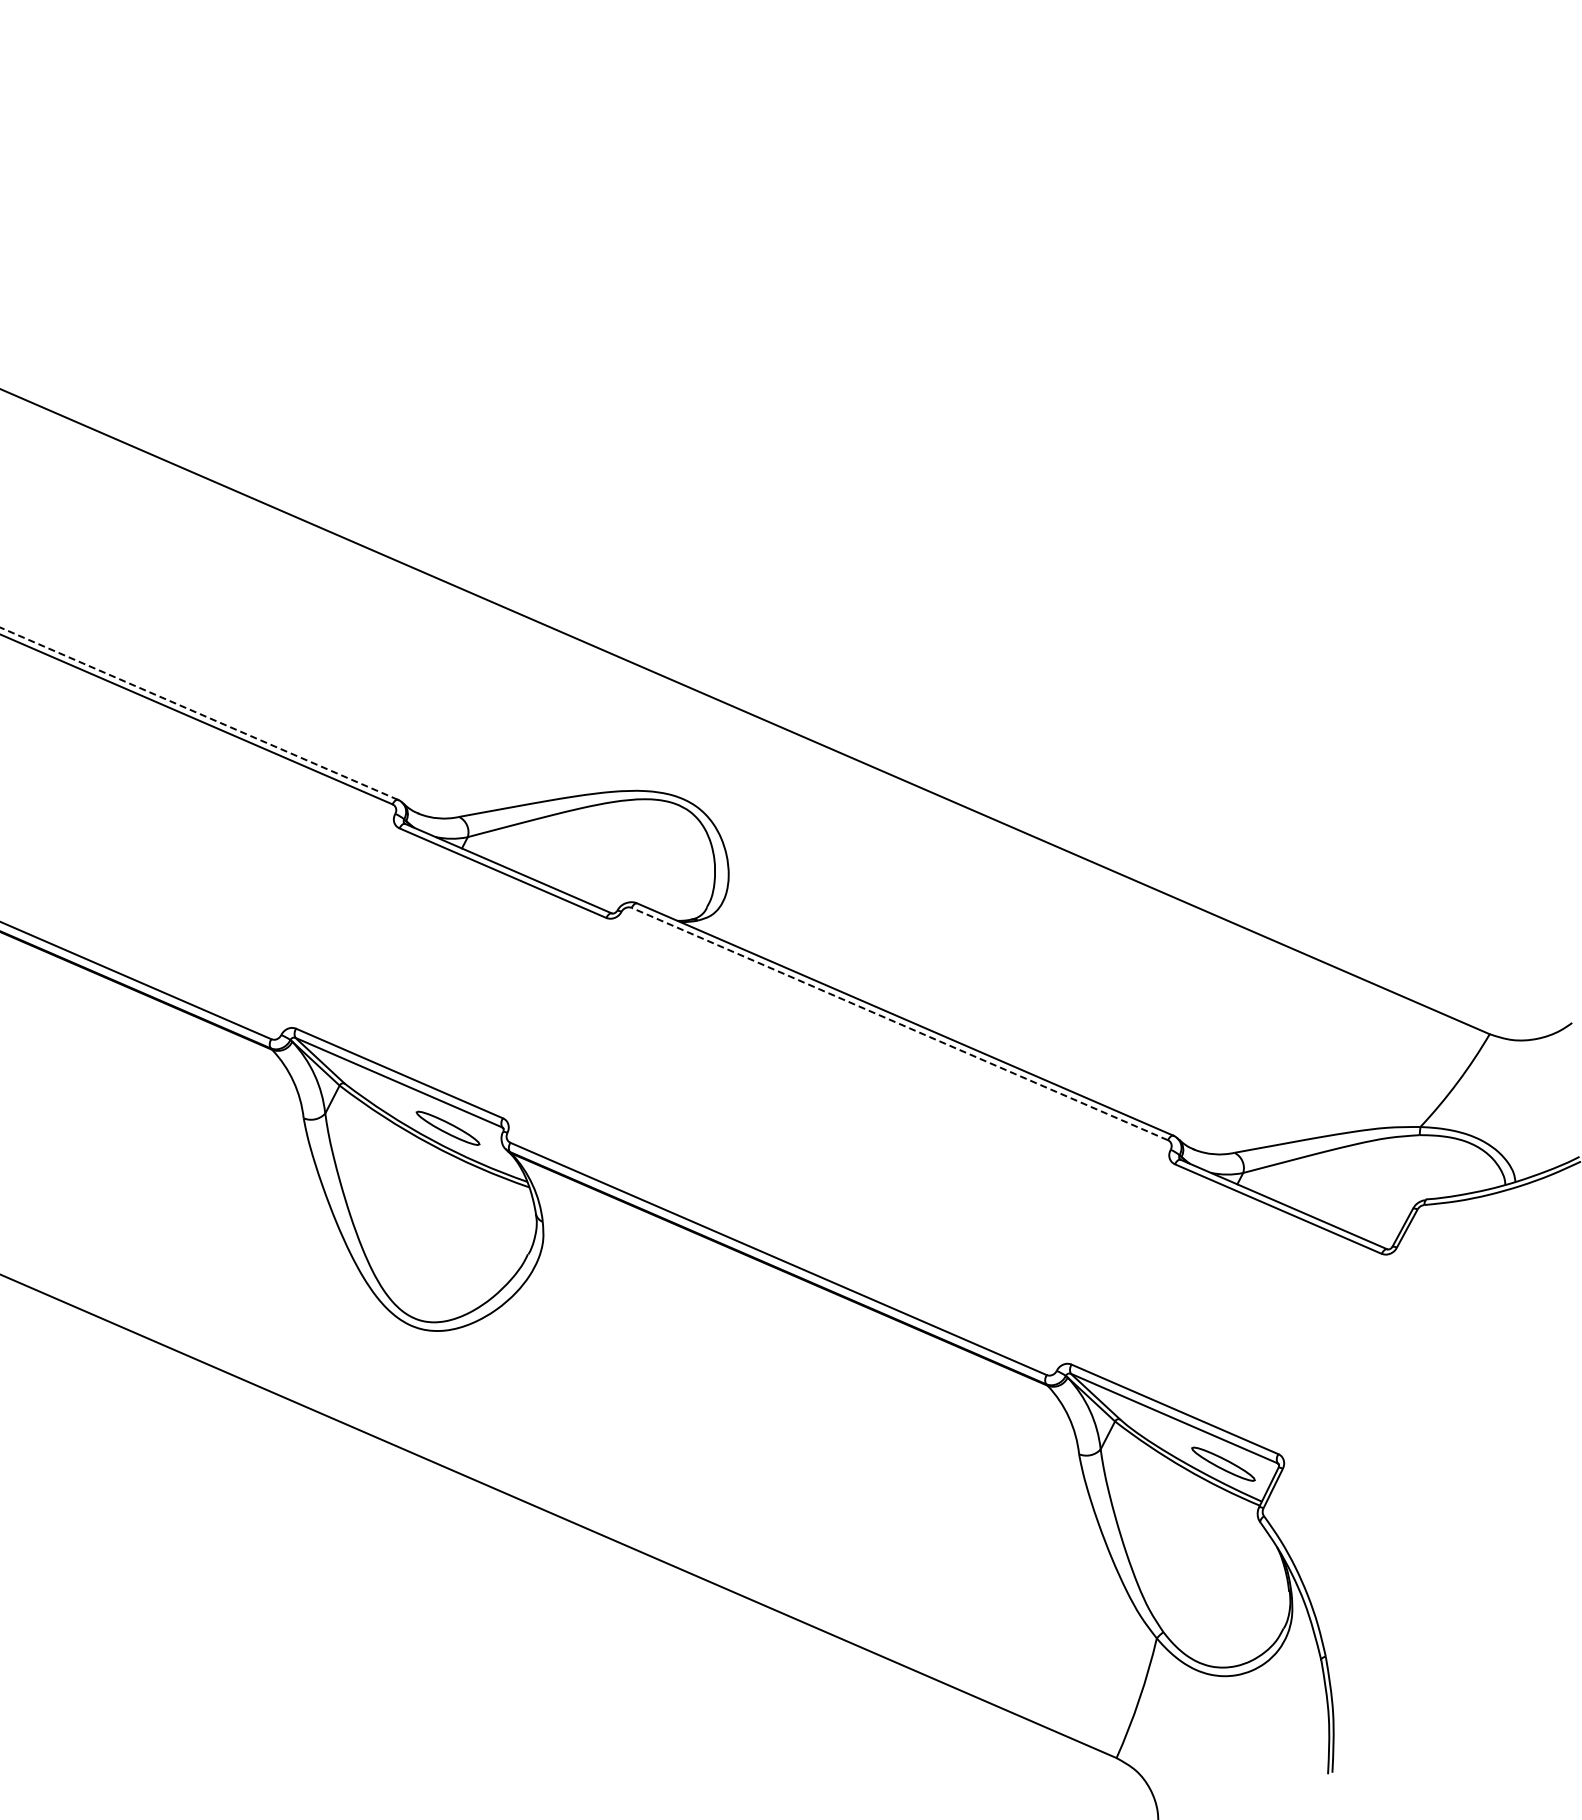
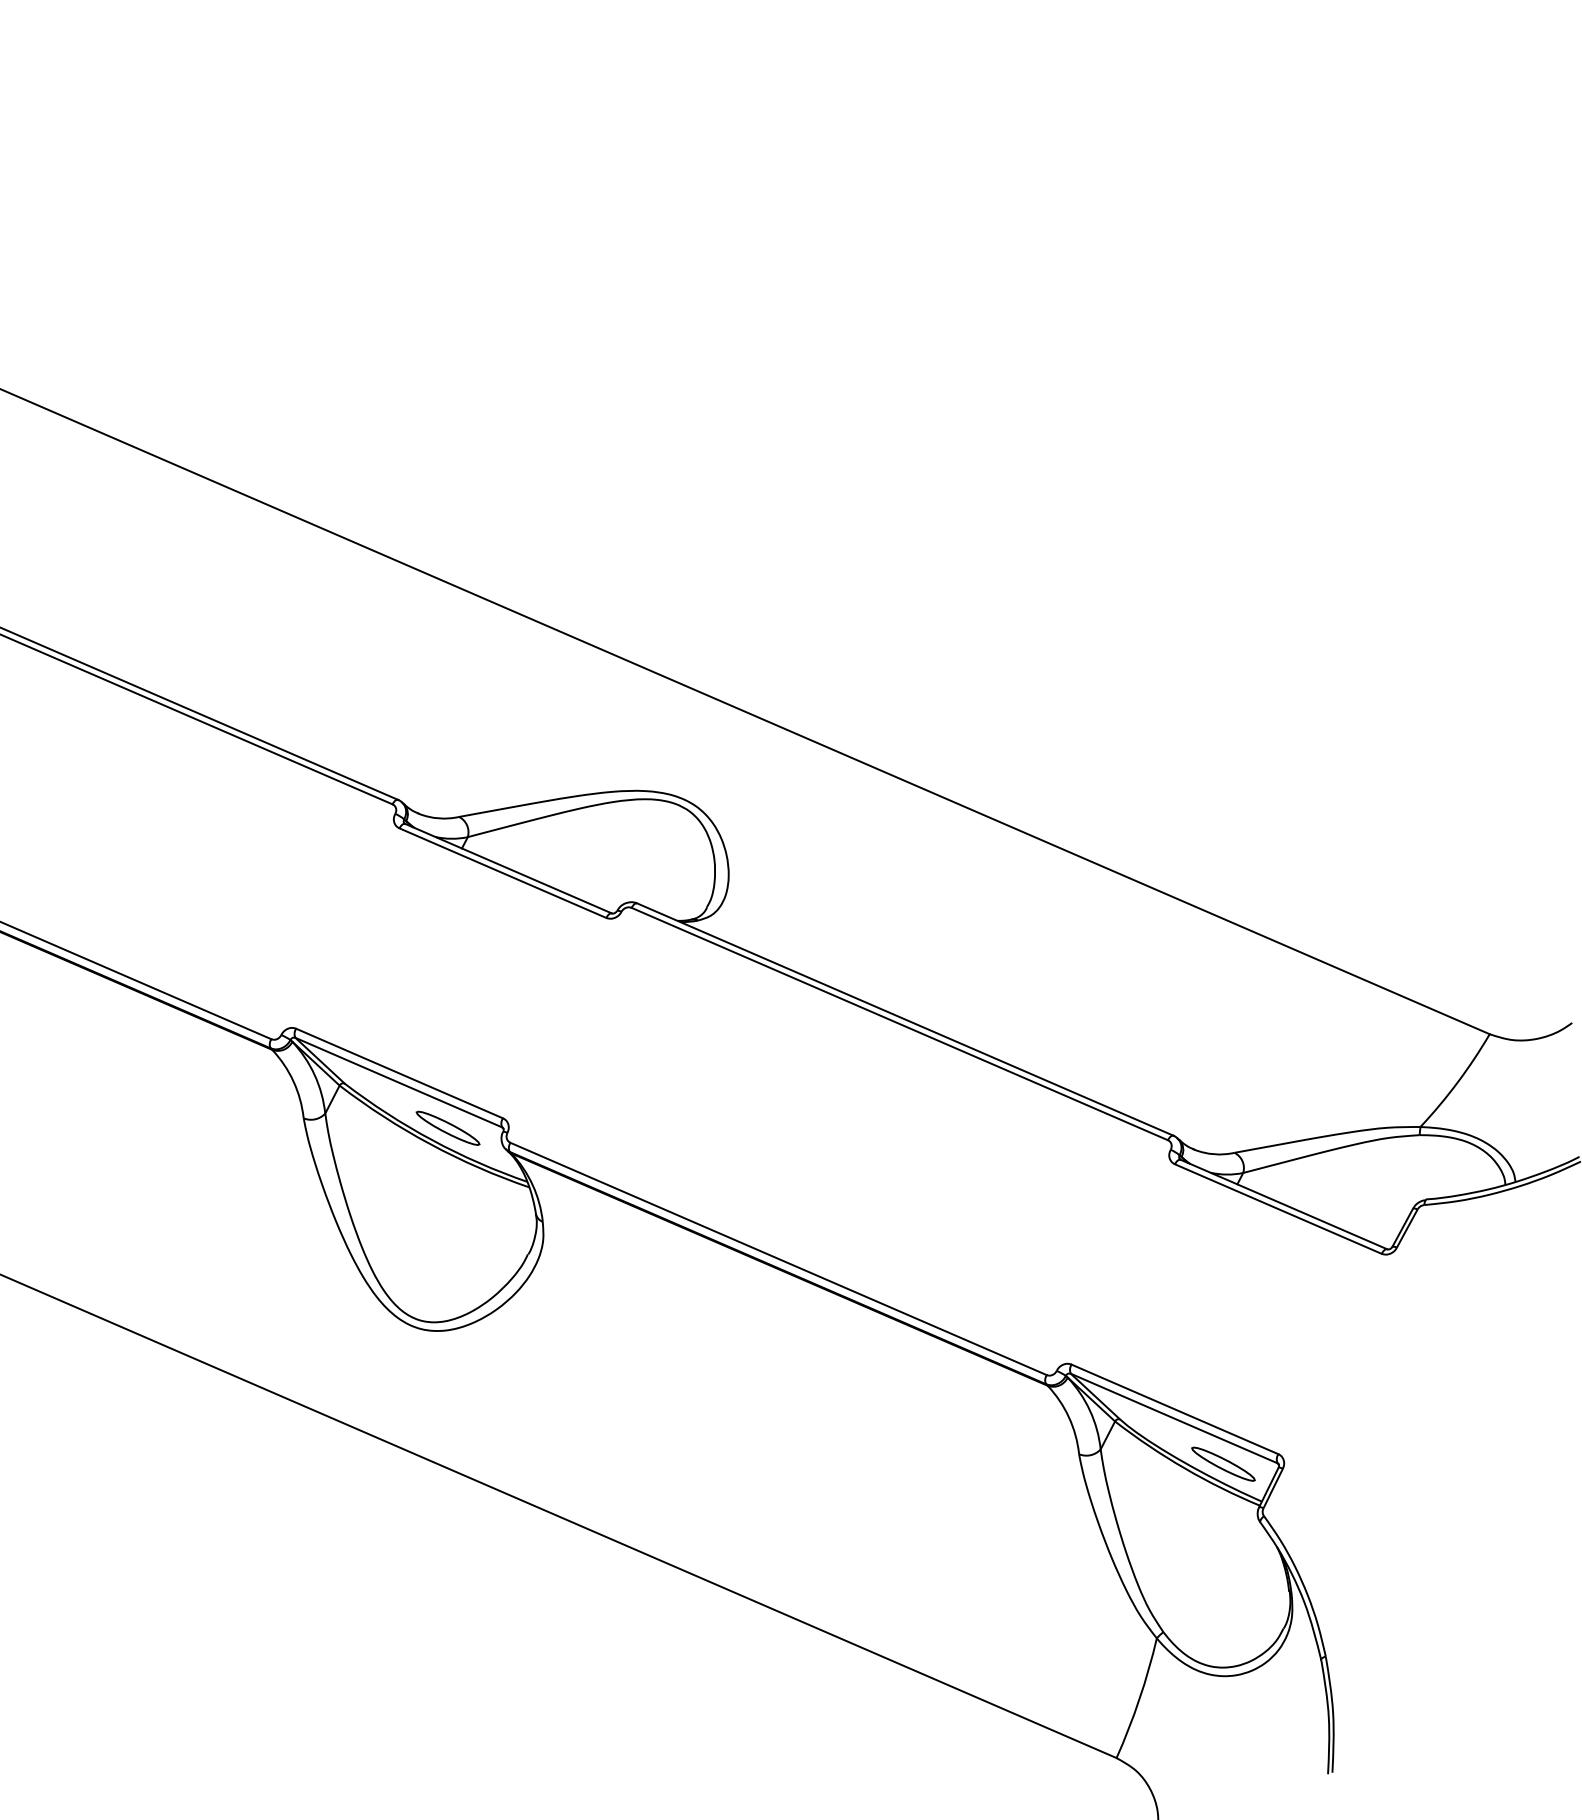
line: dashed -> solid (199, 713)
line: dashed -> solid (899, 1023)
